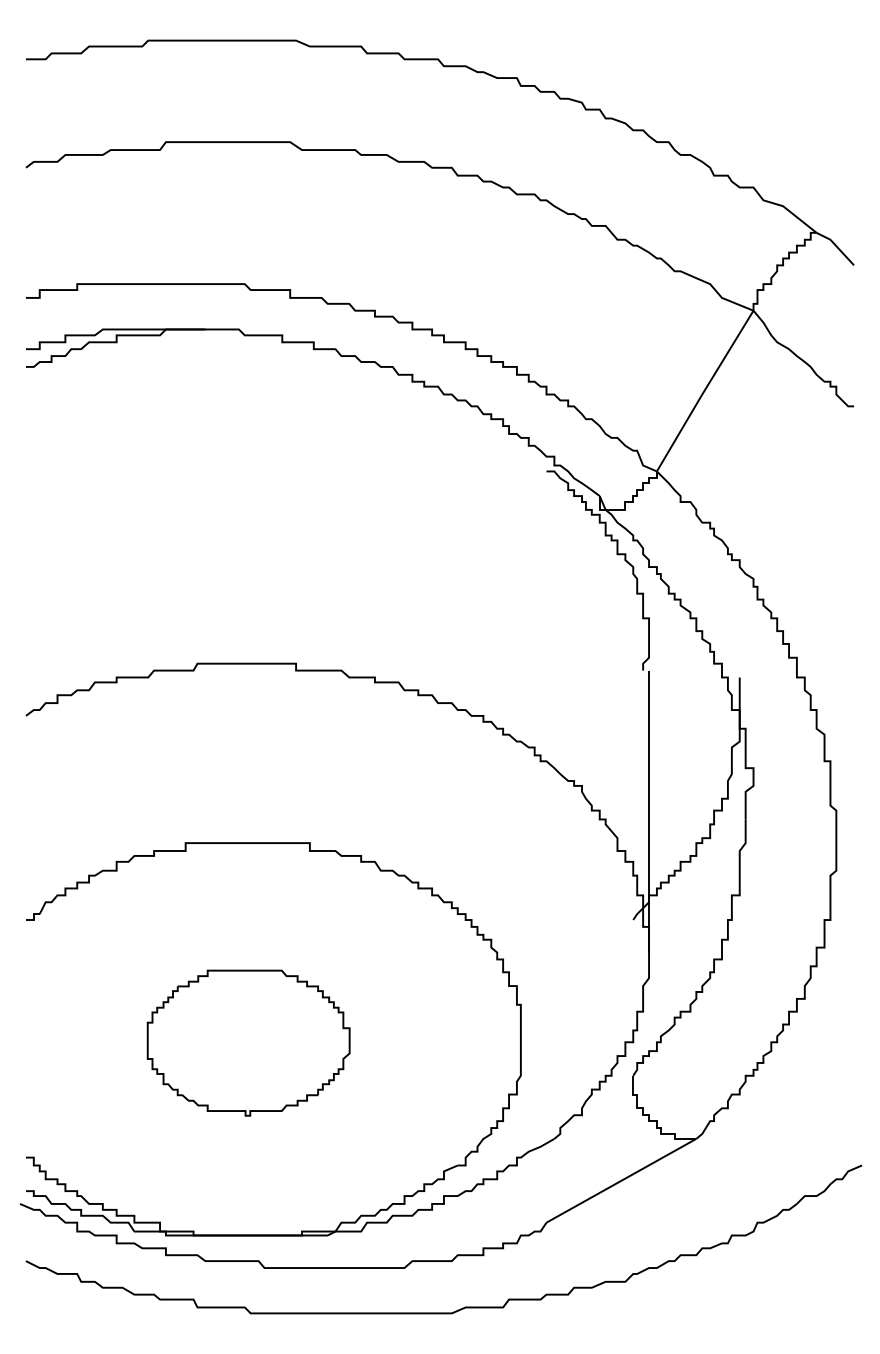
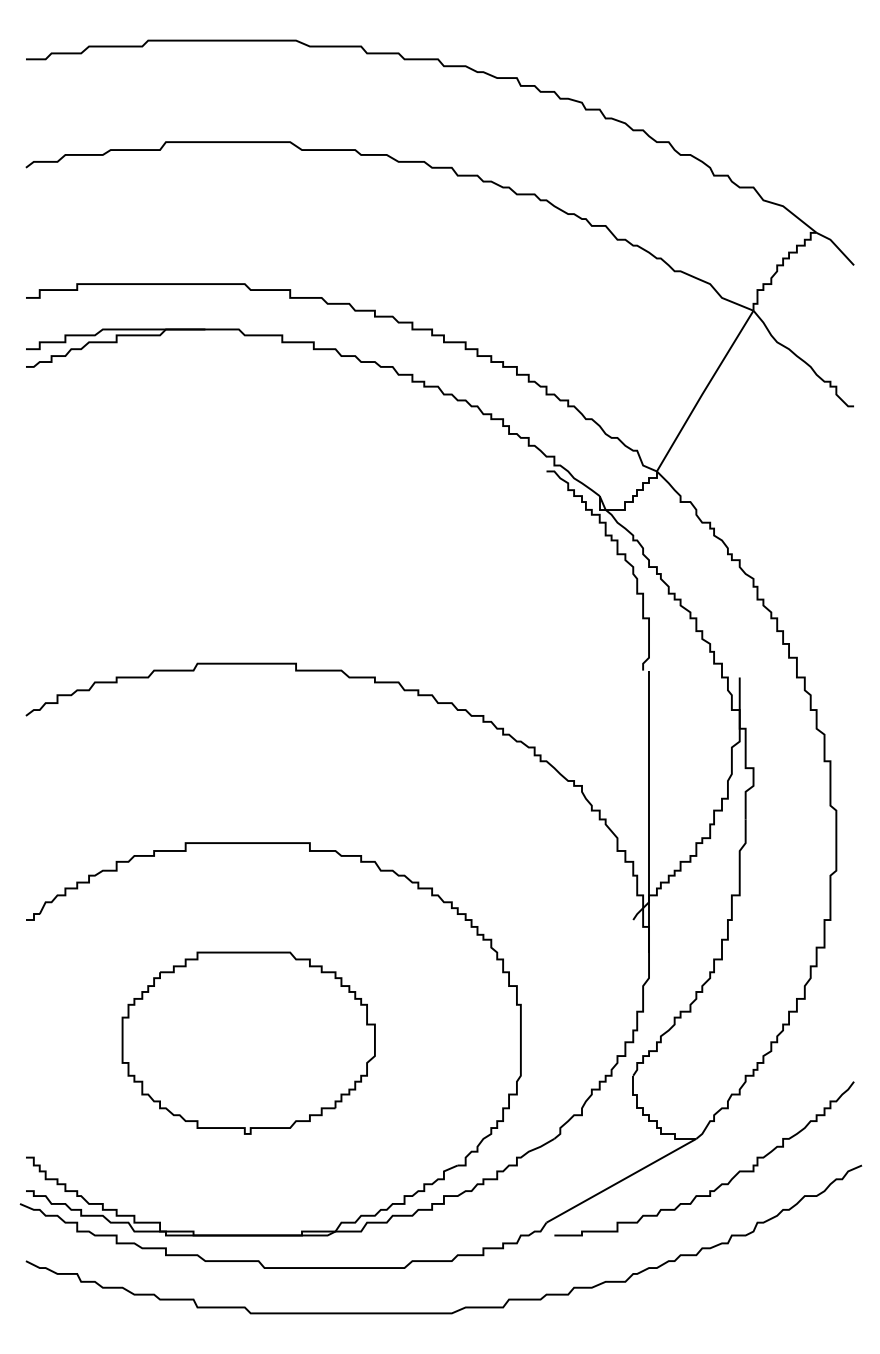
part size: 205x148 px -> 255x184 px (248, 1042)
curve: none -> present (721, 1183)
